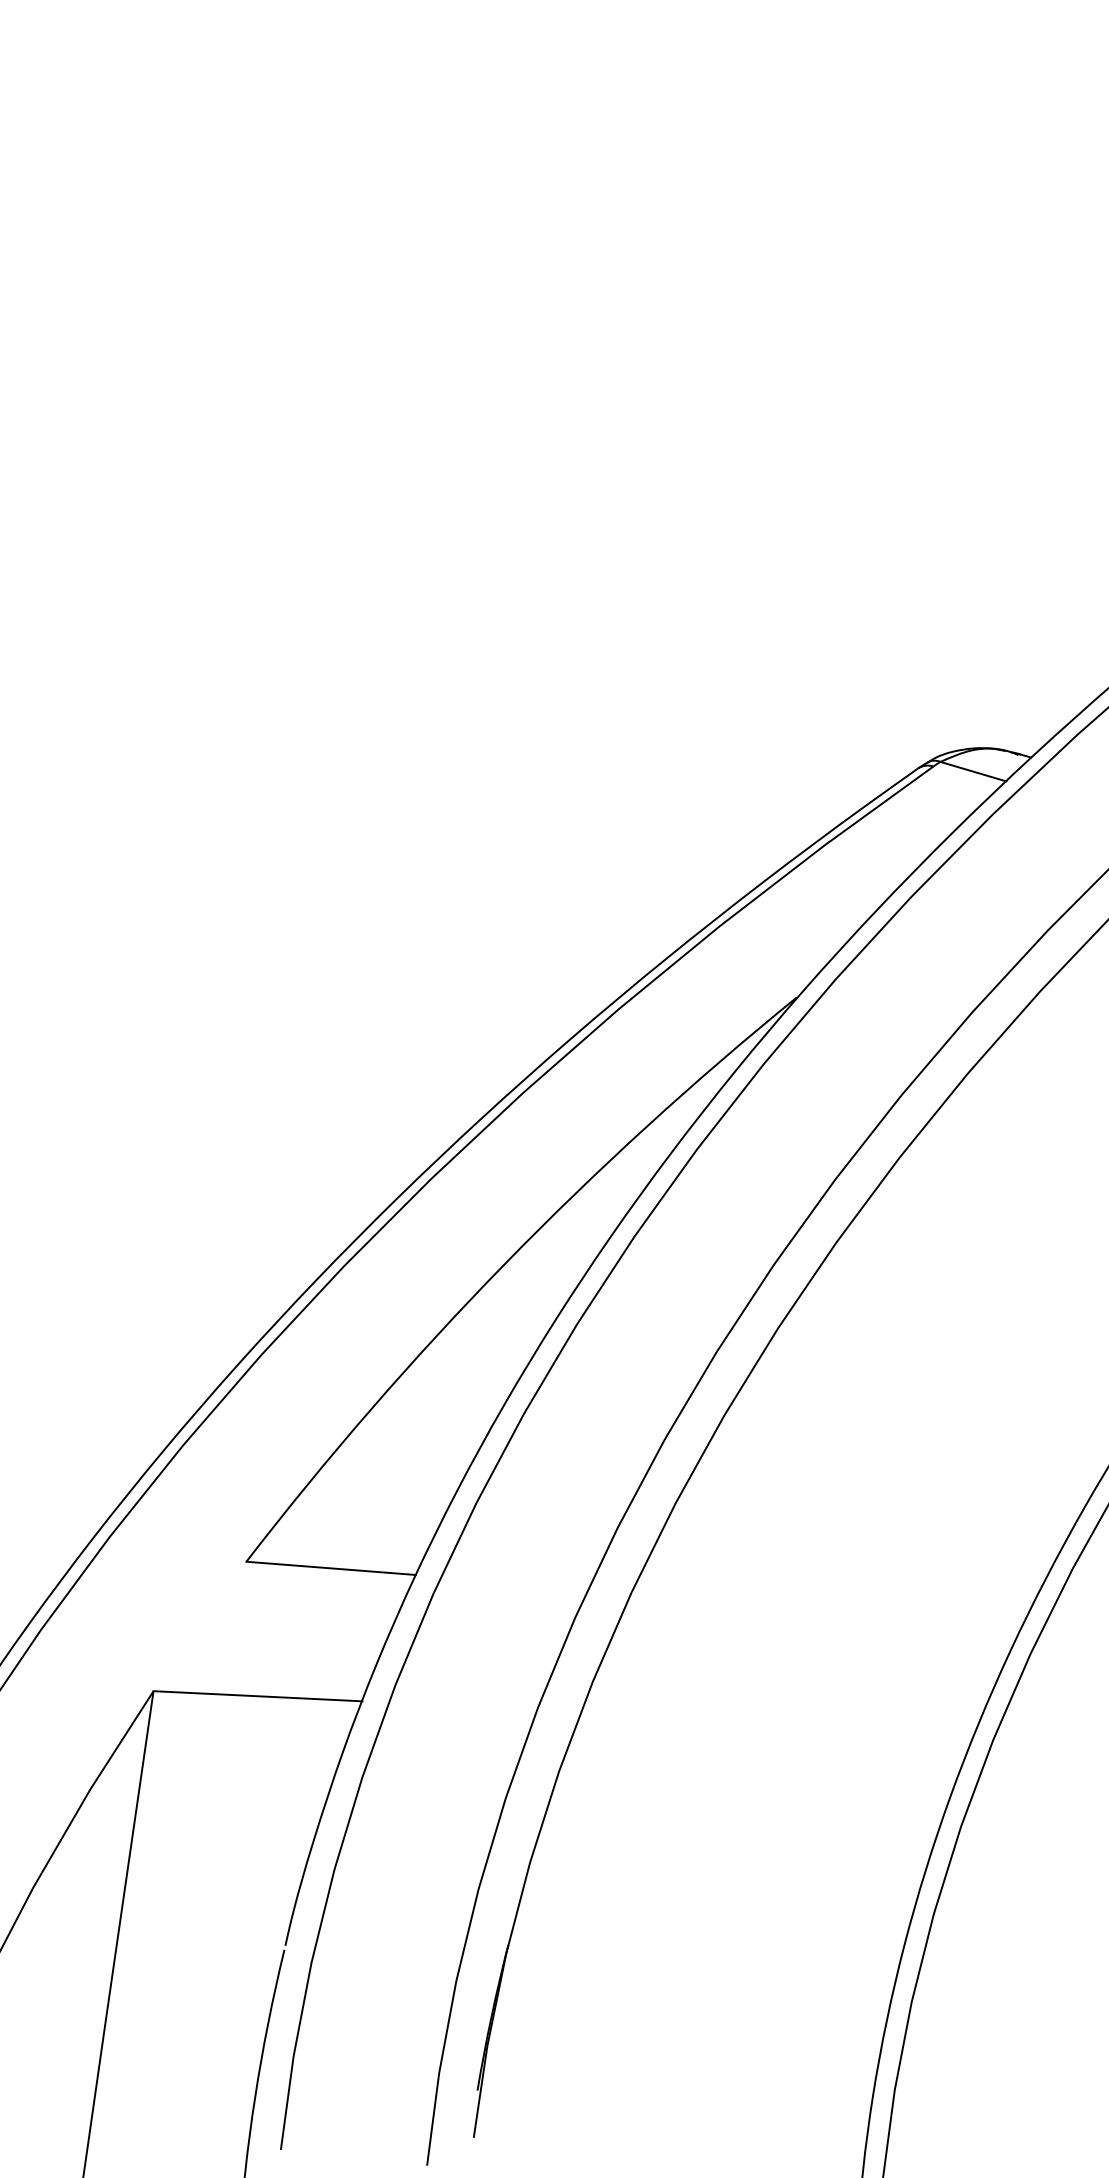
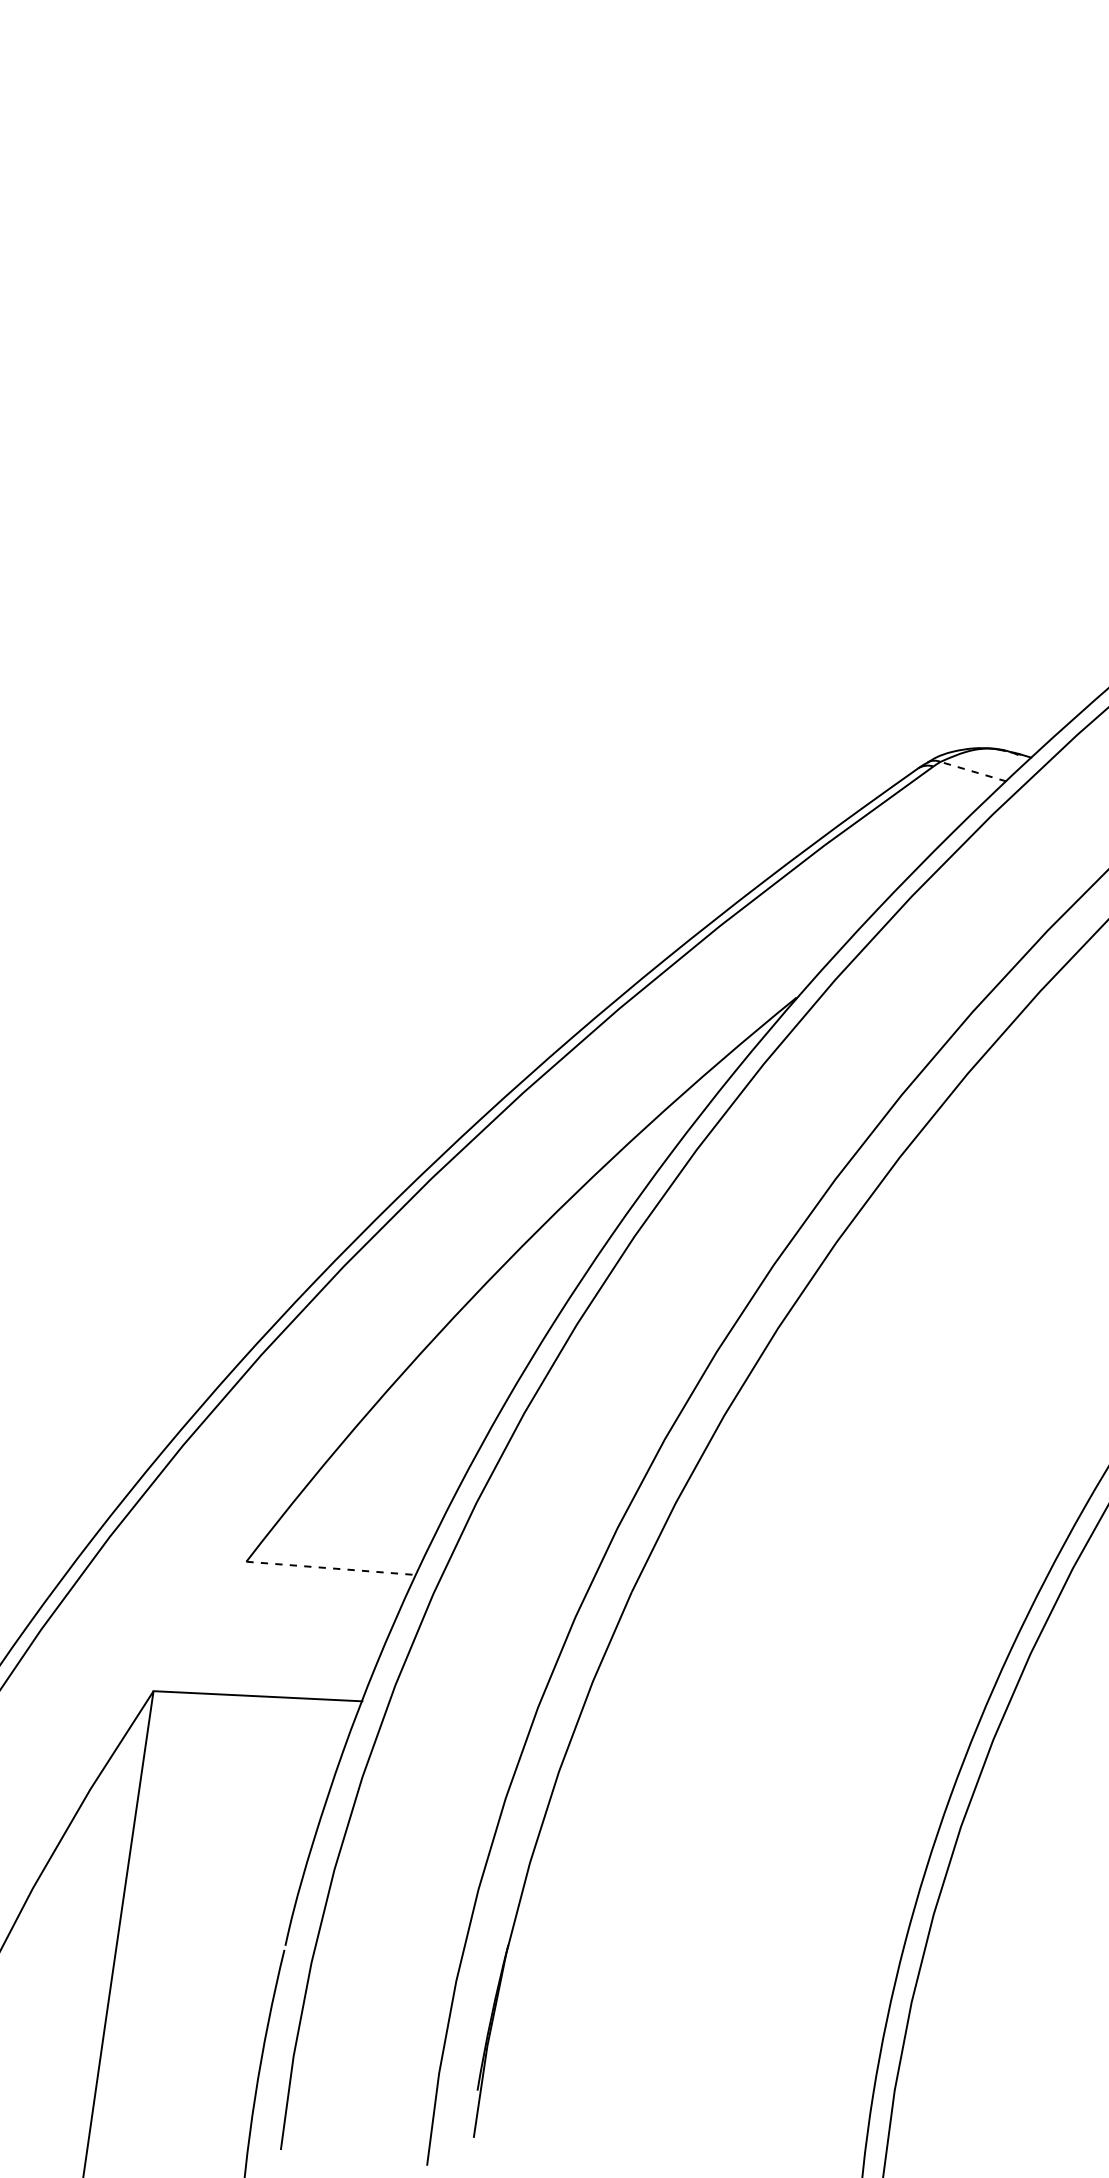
line: solid -> dashed (972, 771)
line: solid -> dashed (331, 1568)
